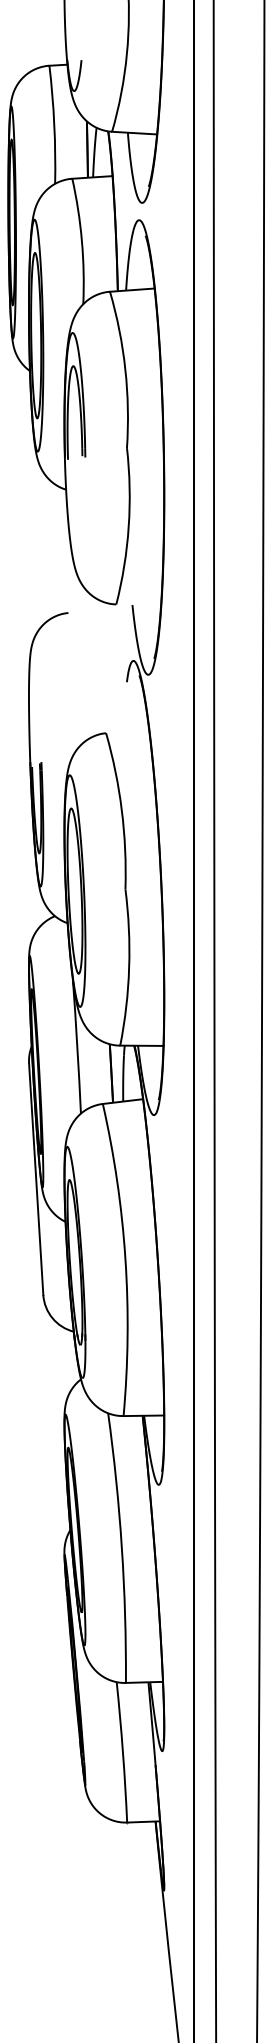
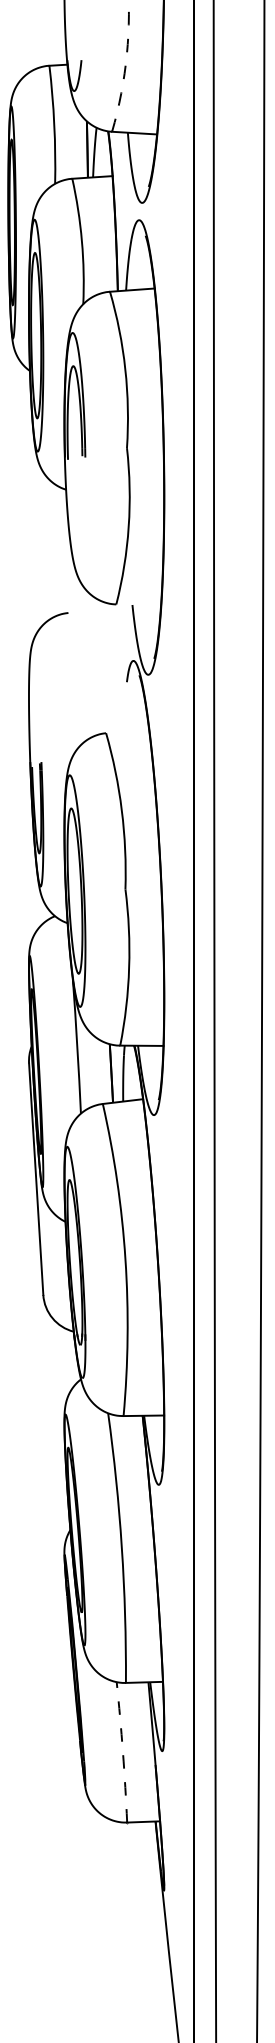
arc: solid -> dashed (125, 66)
arc: solid -> dashed (122, 1752)
